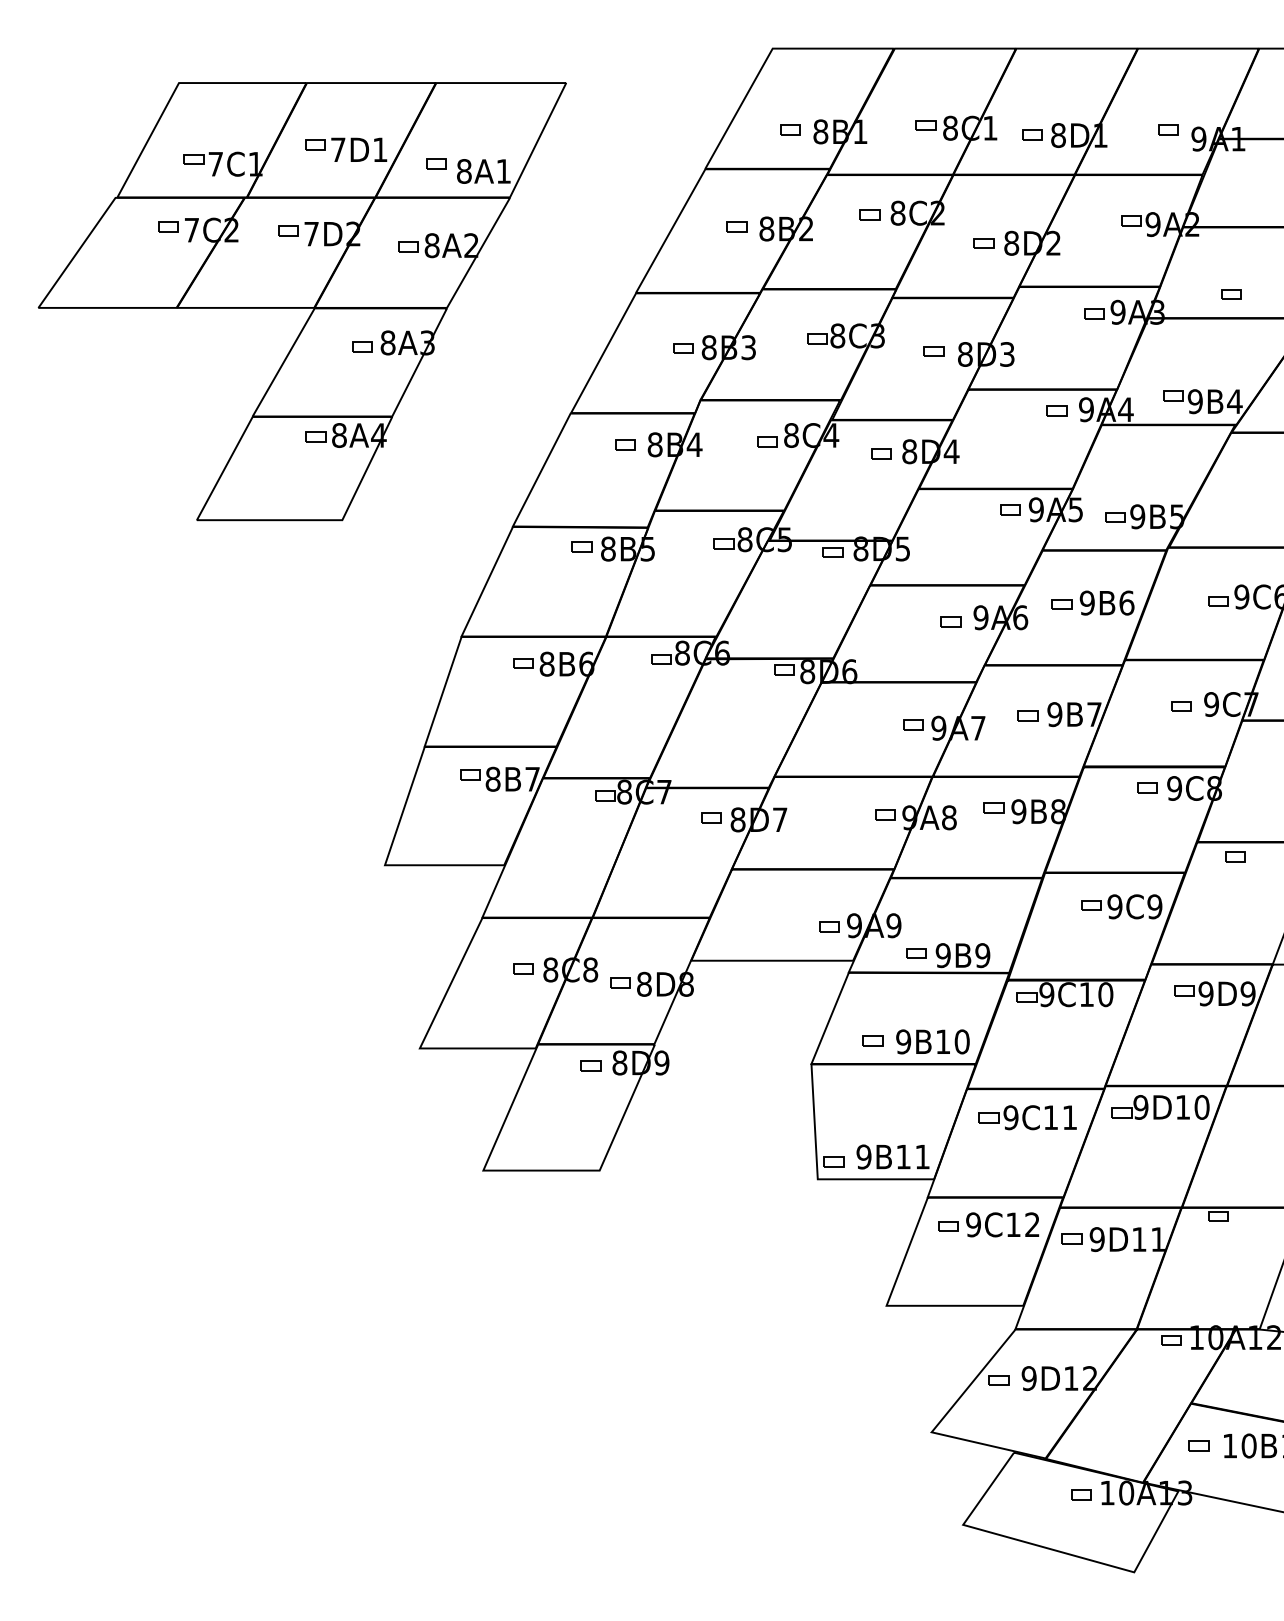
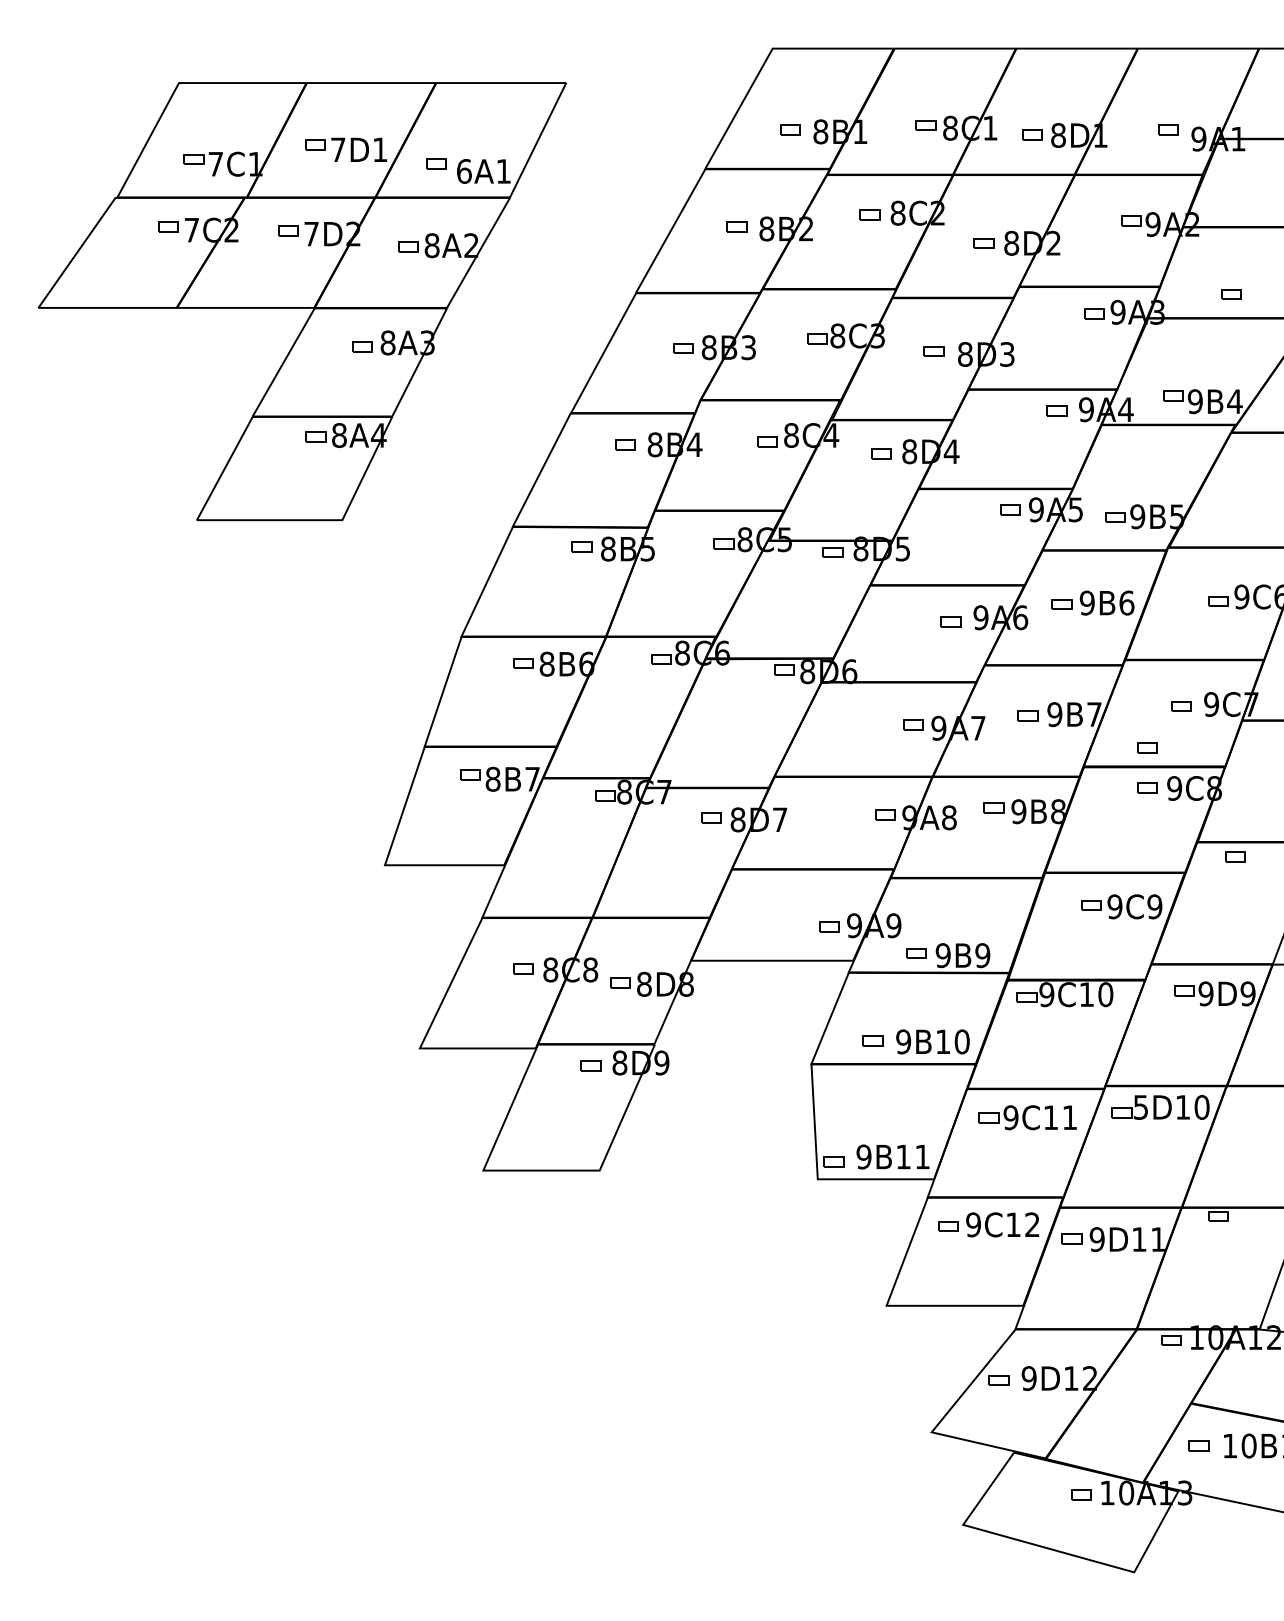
text: 8A1 -> 6A1 (464, 171)
part: none -> present (1147, 747)
text: 9D10 -> 5D10 (1140, 1107)
